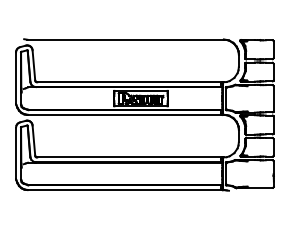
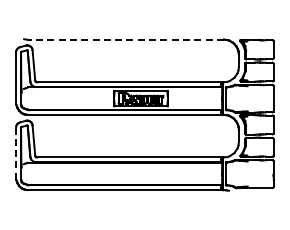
line: solid -> dashed (125, 39)
line: solid -> dashed (16, 153)
